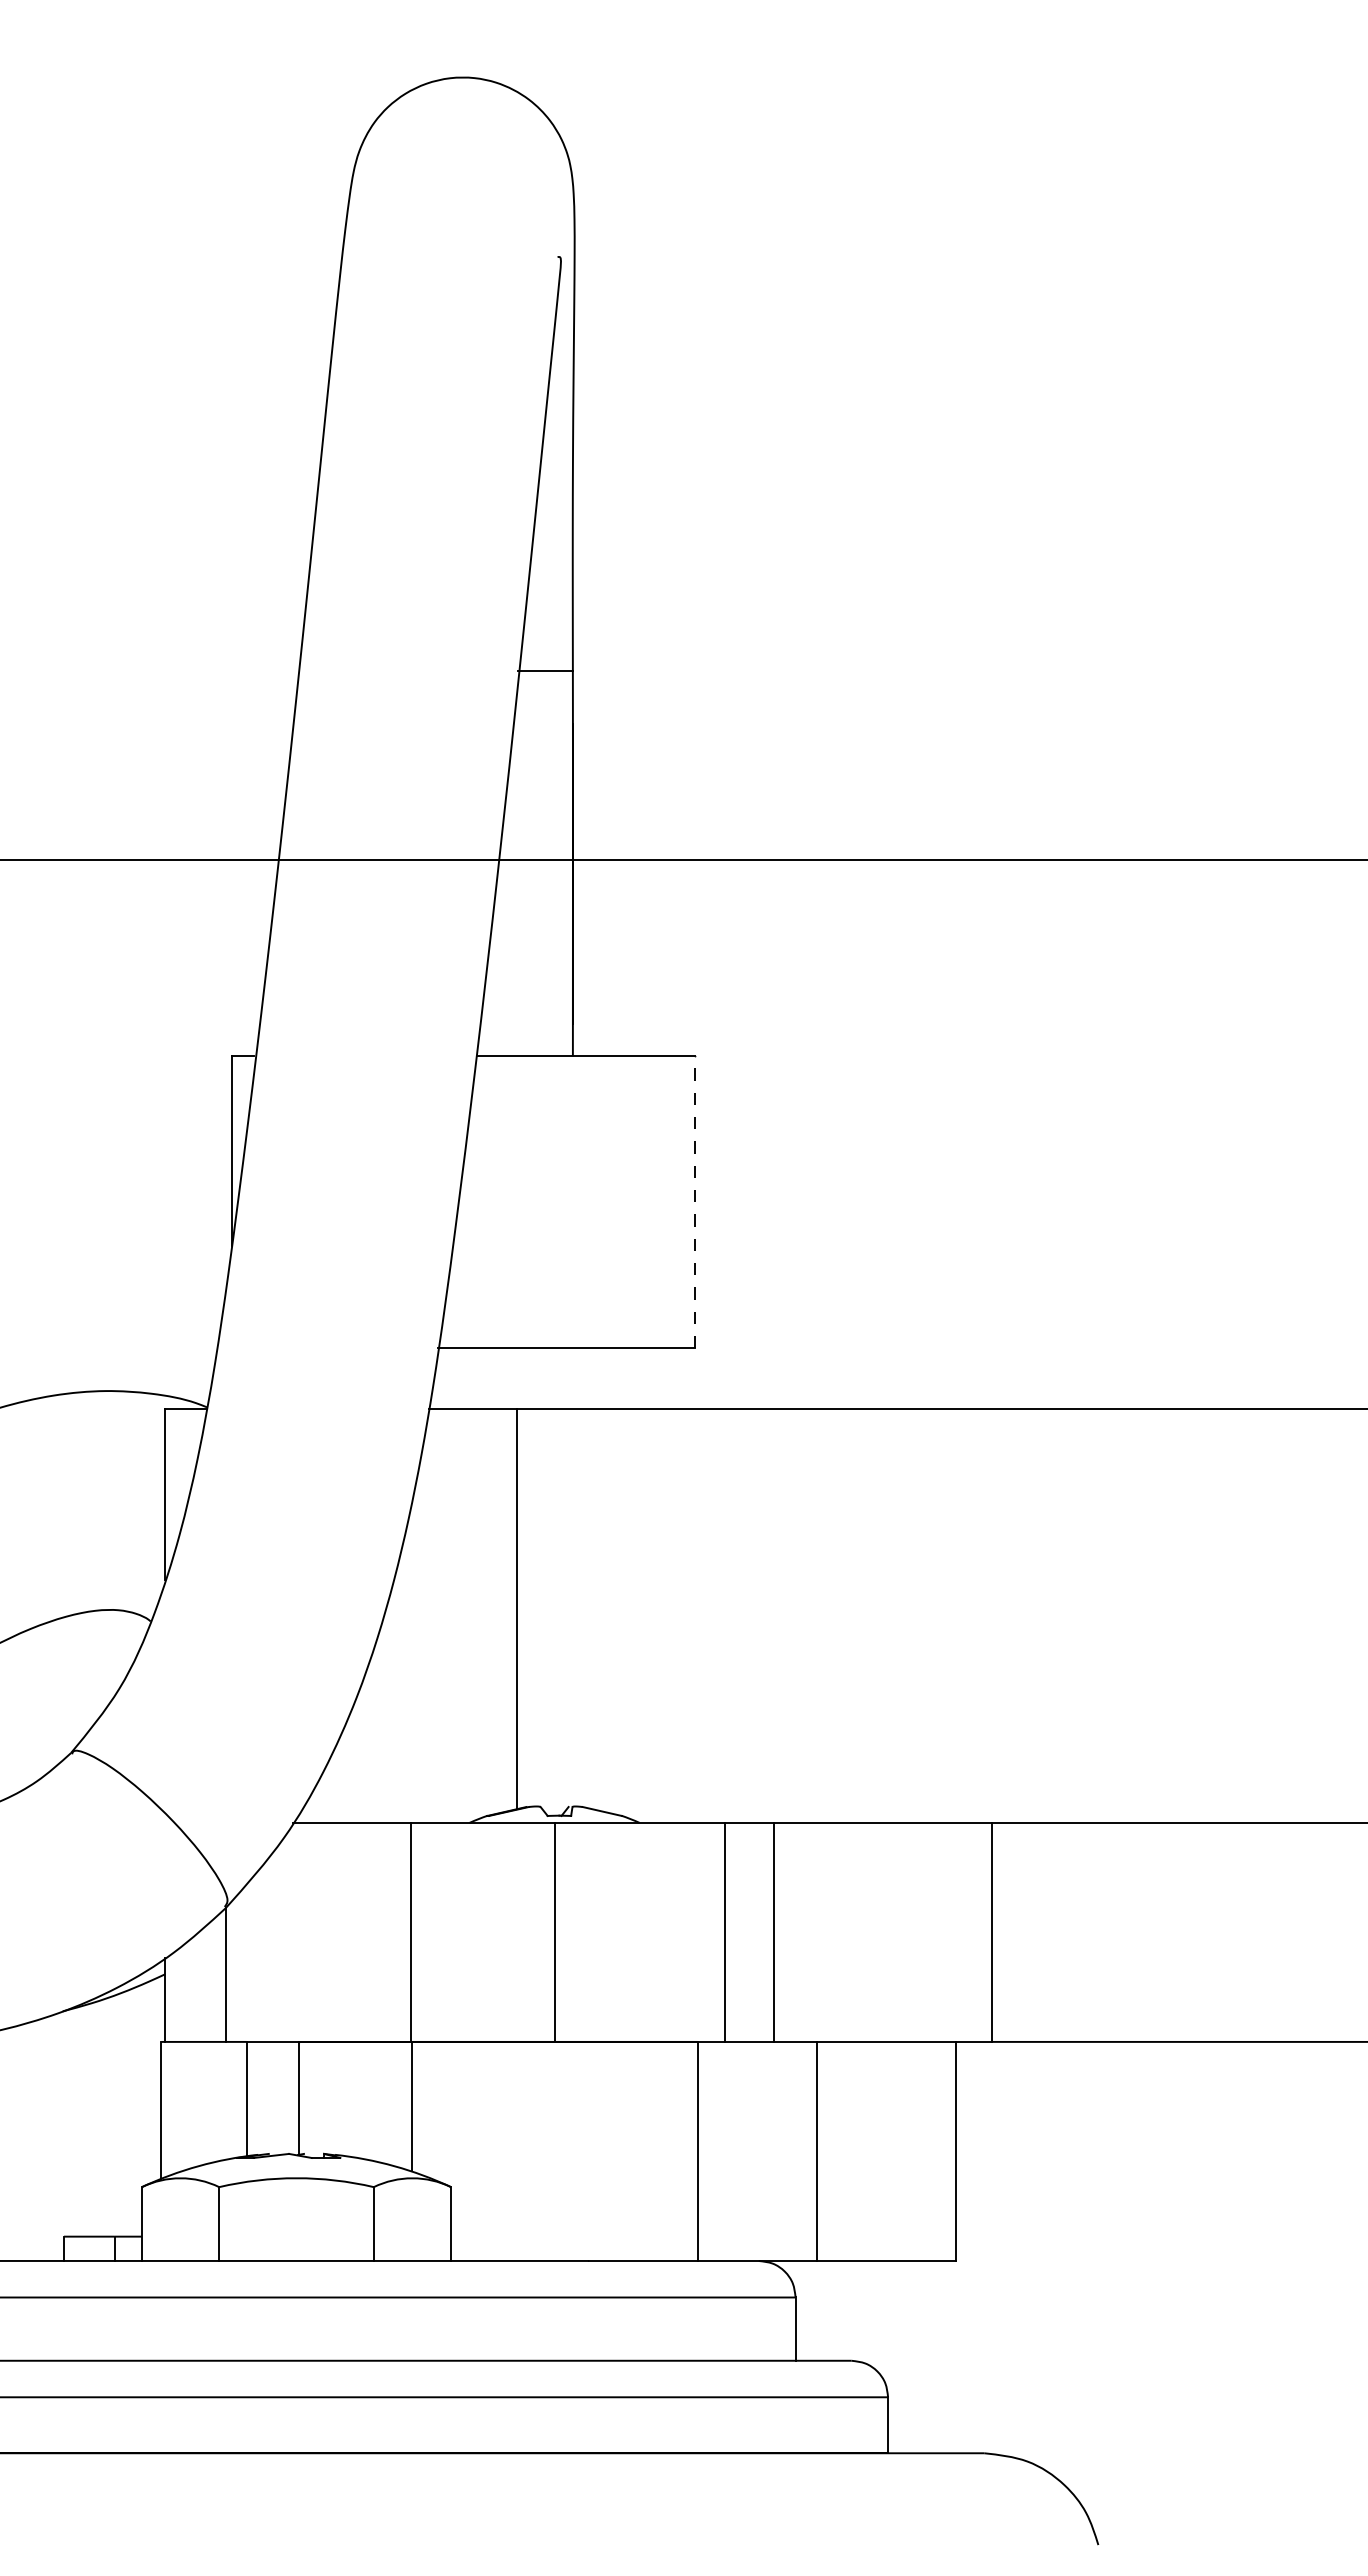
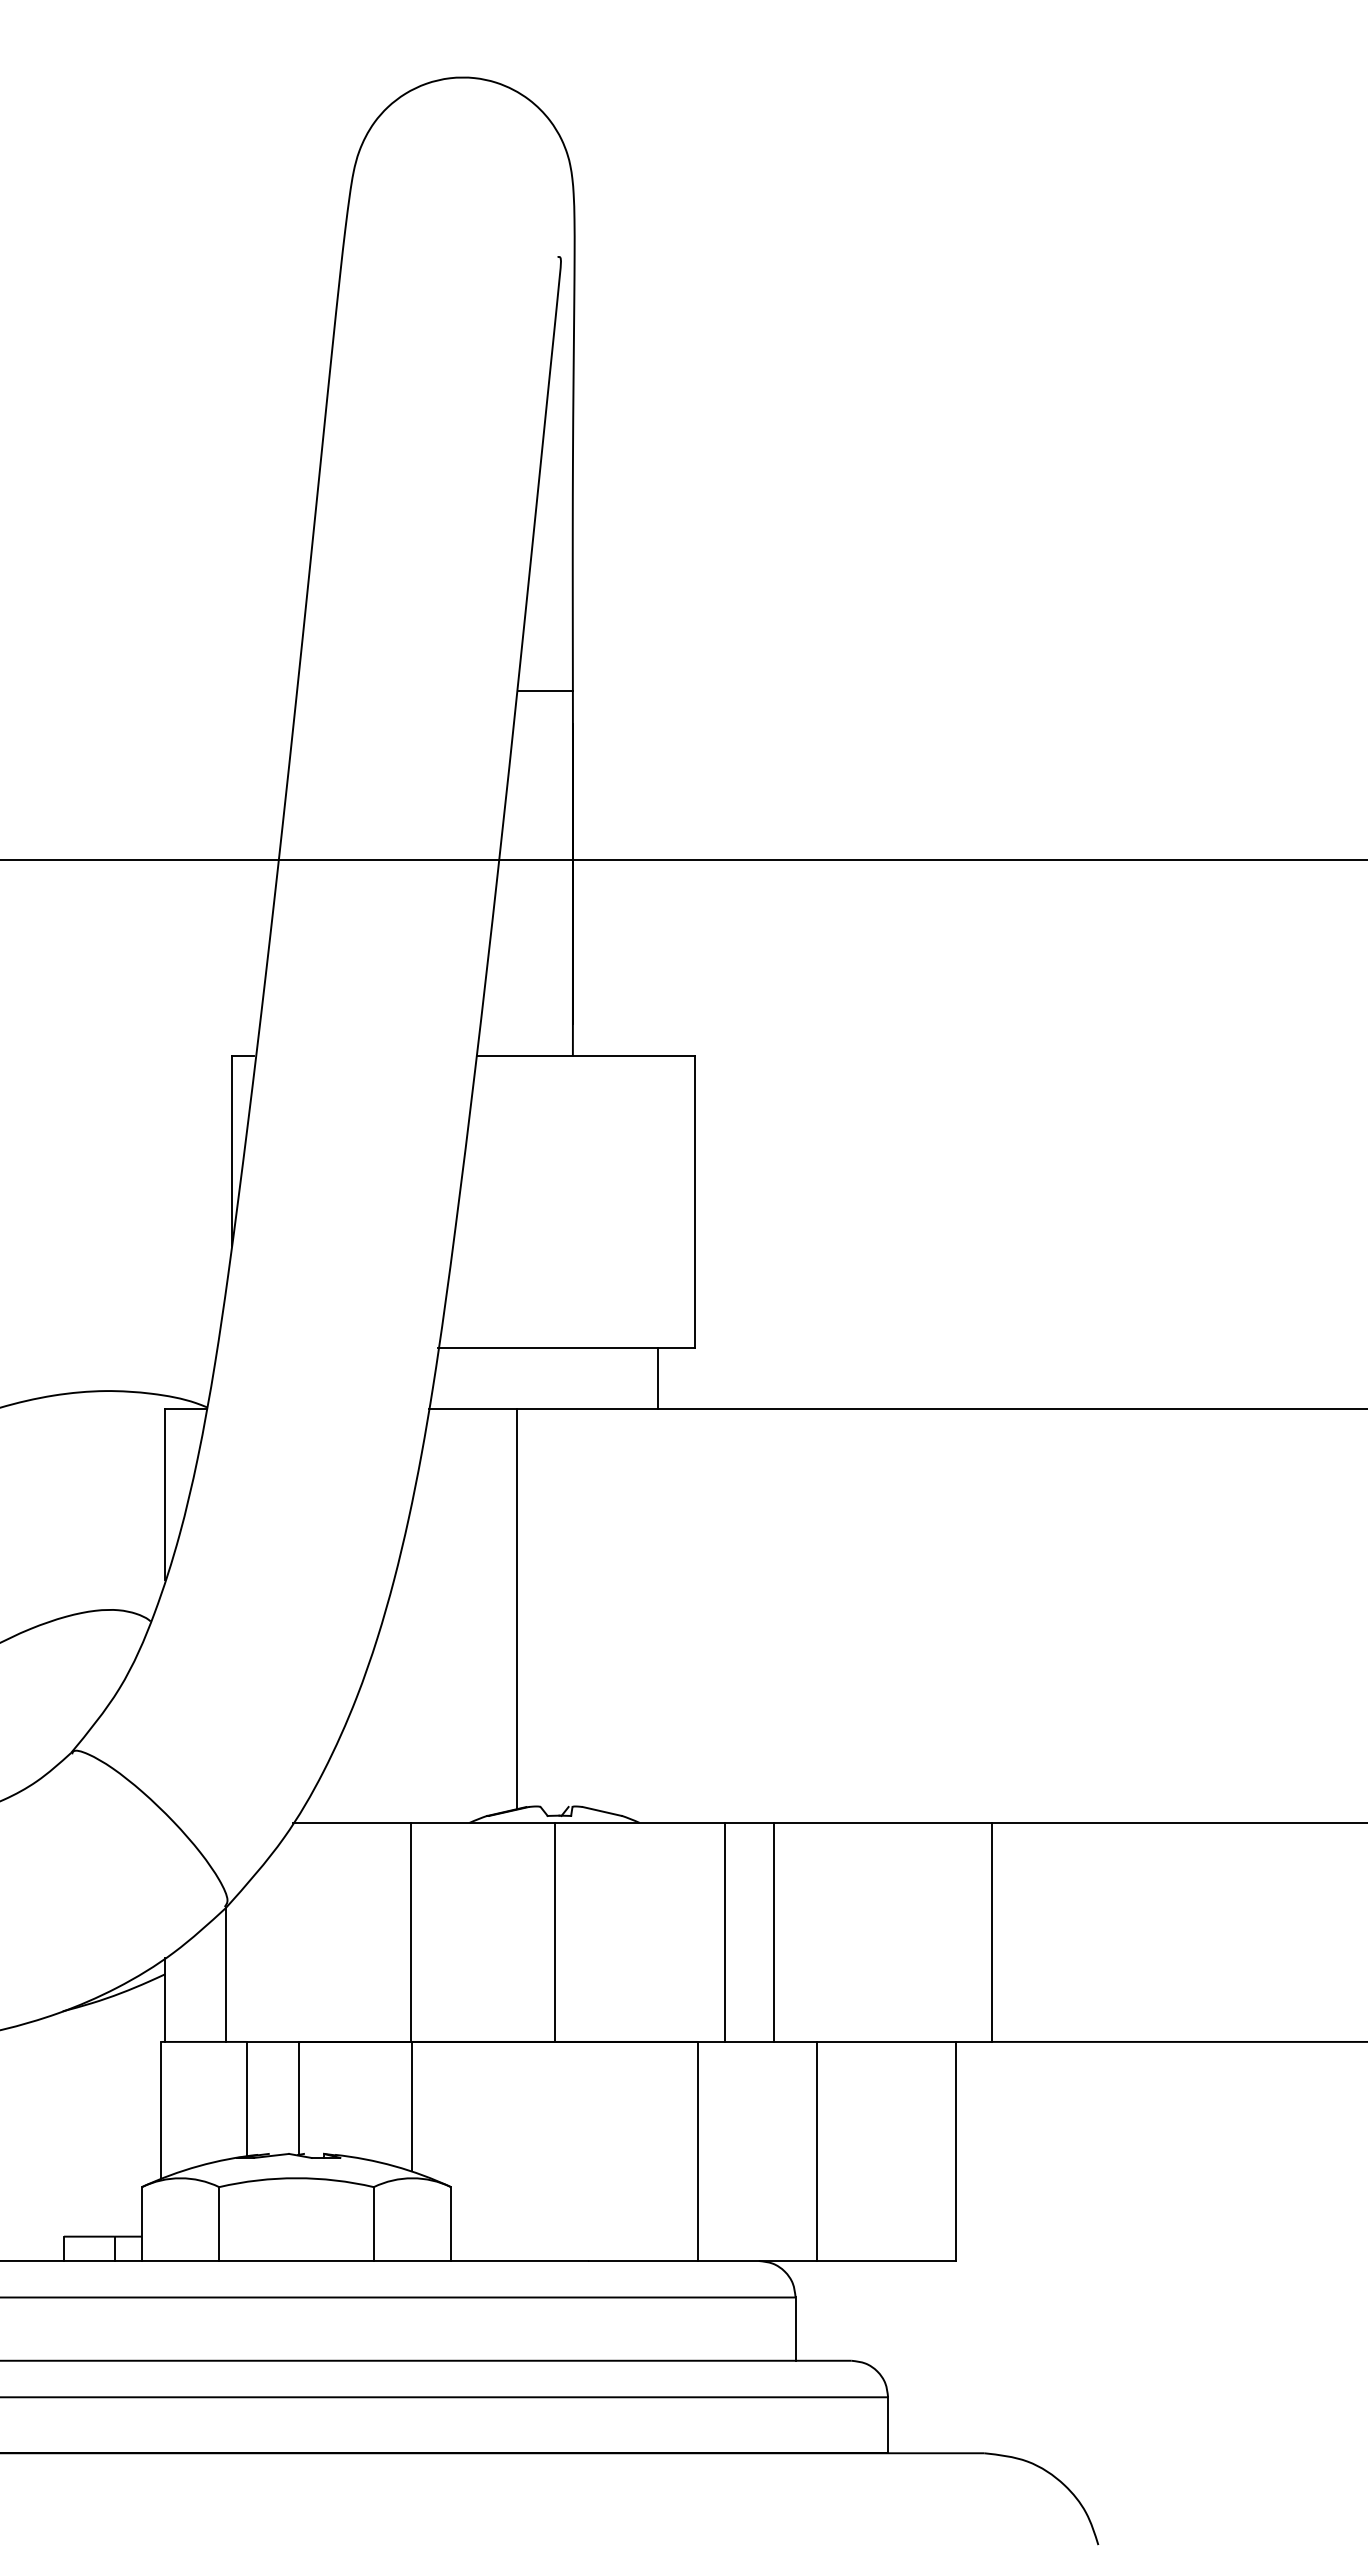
line position: (545, 671) -> (545, 691) (545, 691)
line: dashed -> solid (694, 1201)
line: none -> present (658, 1378)
